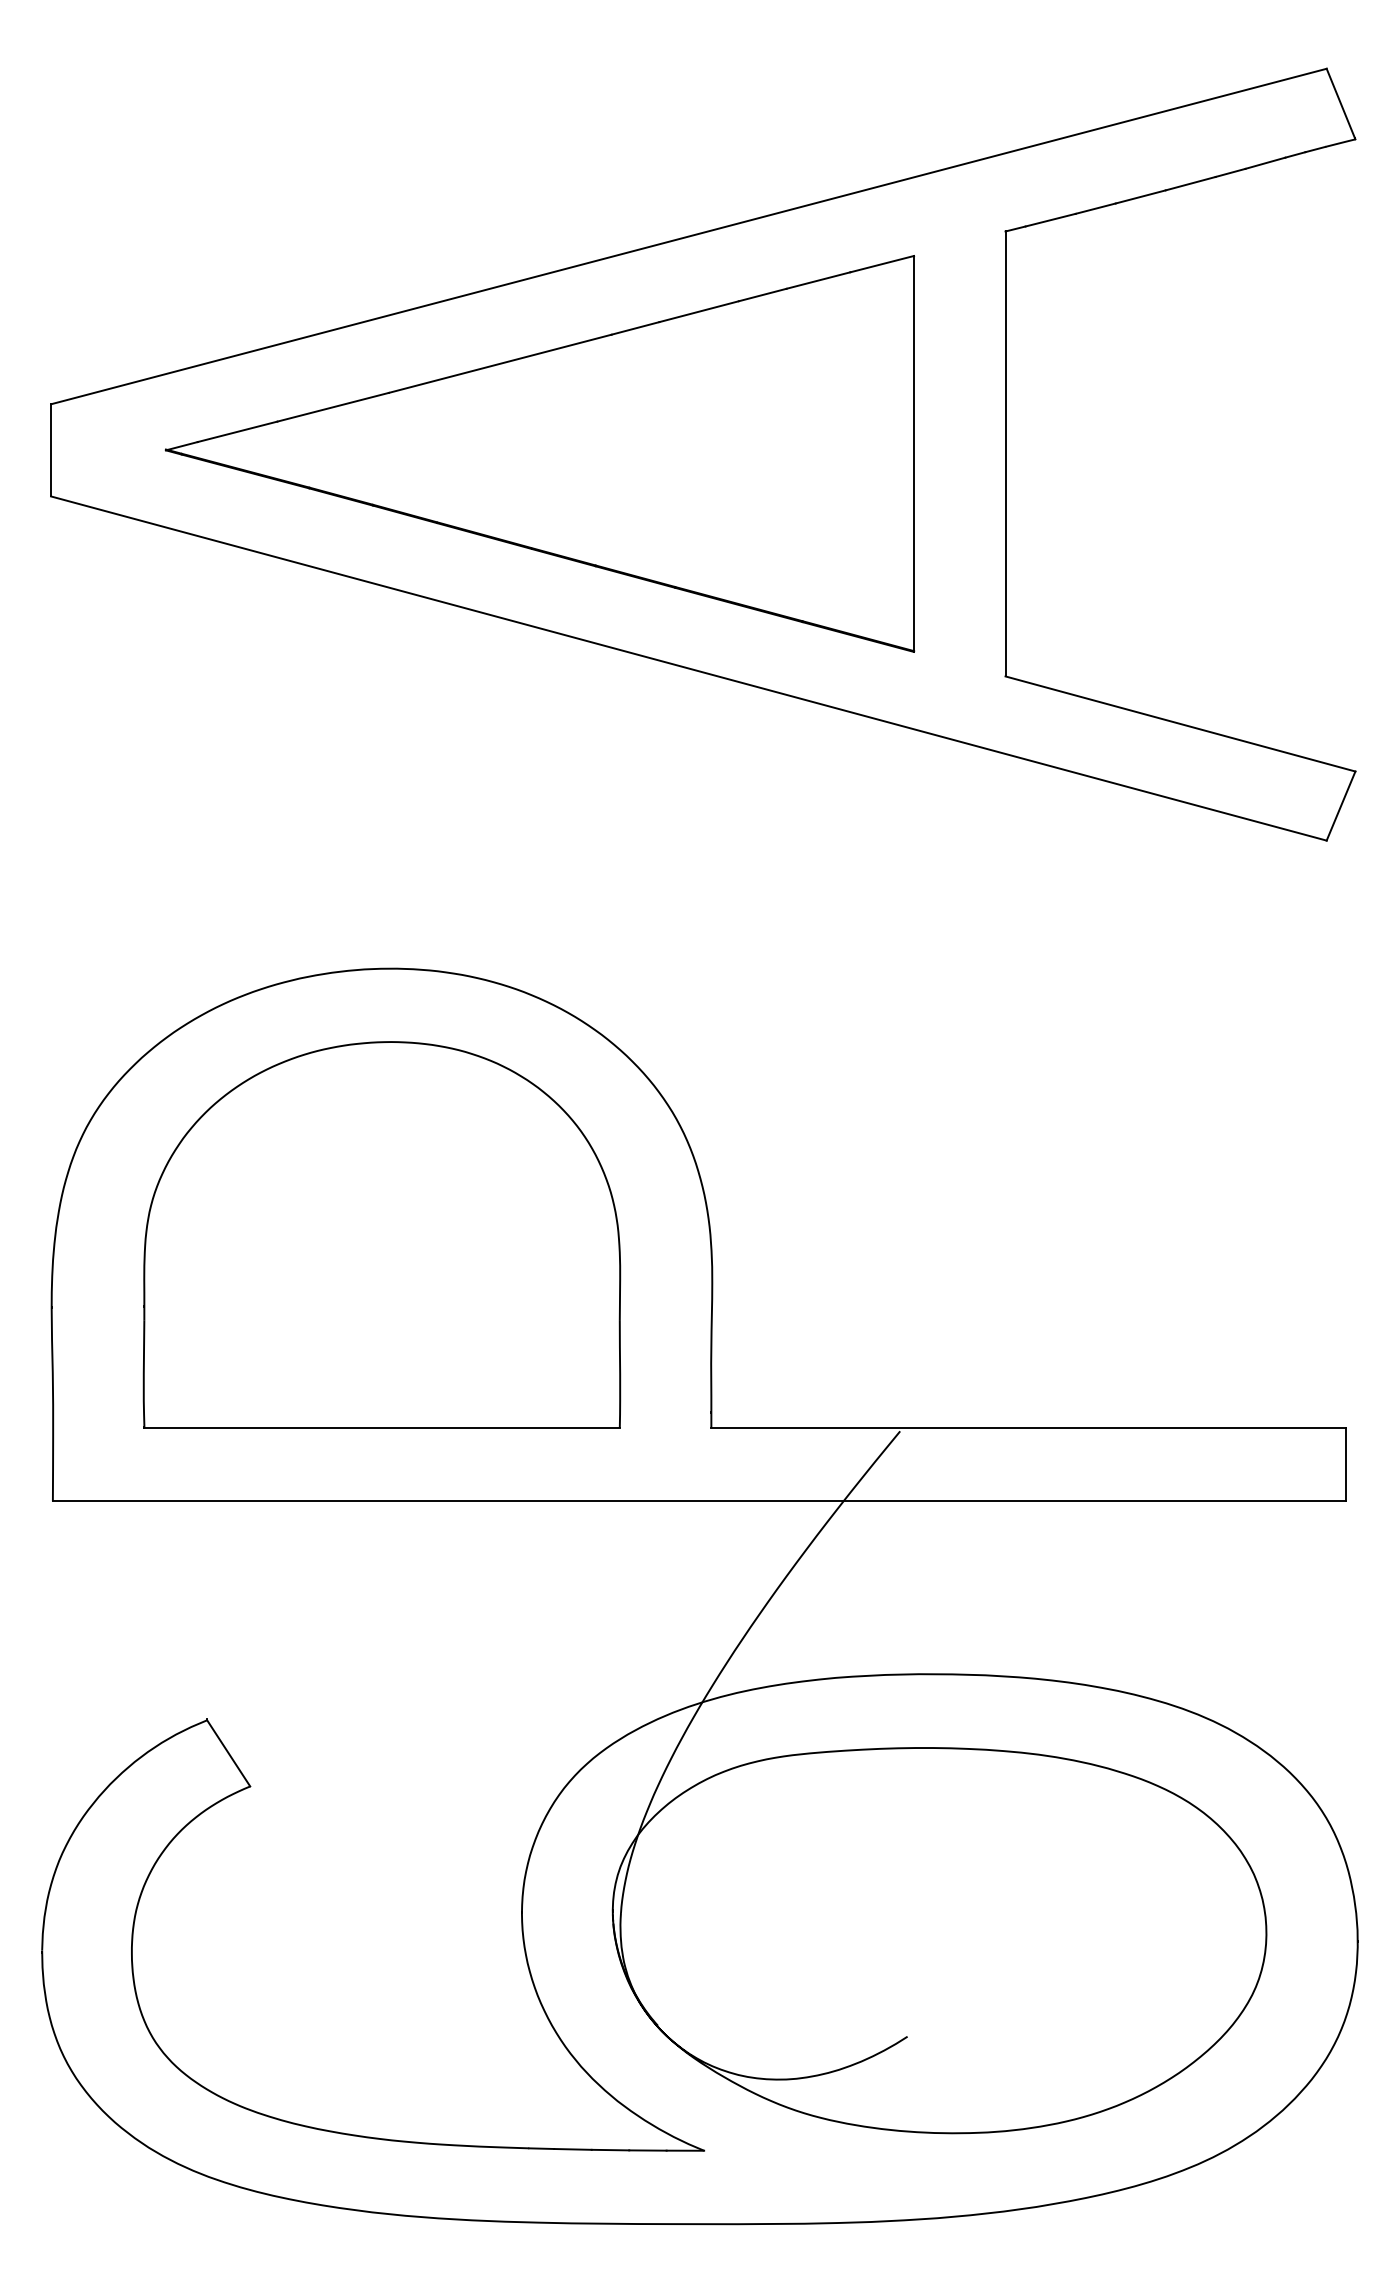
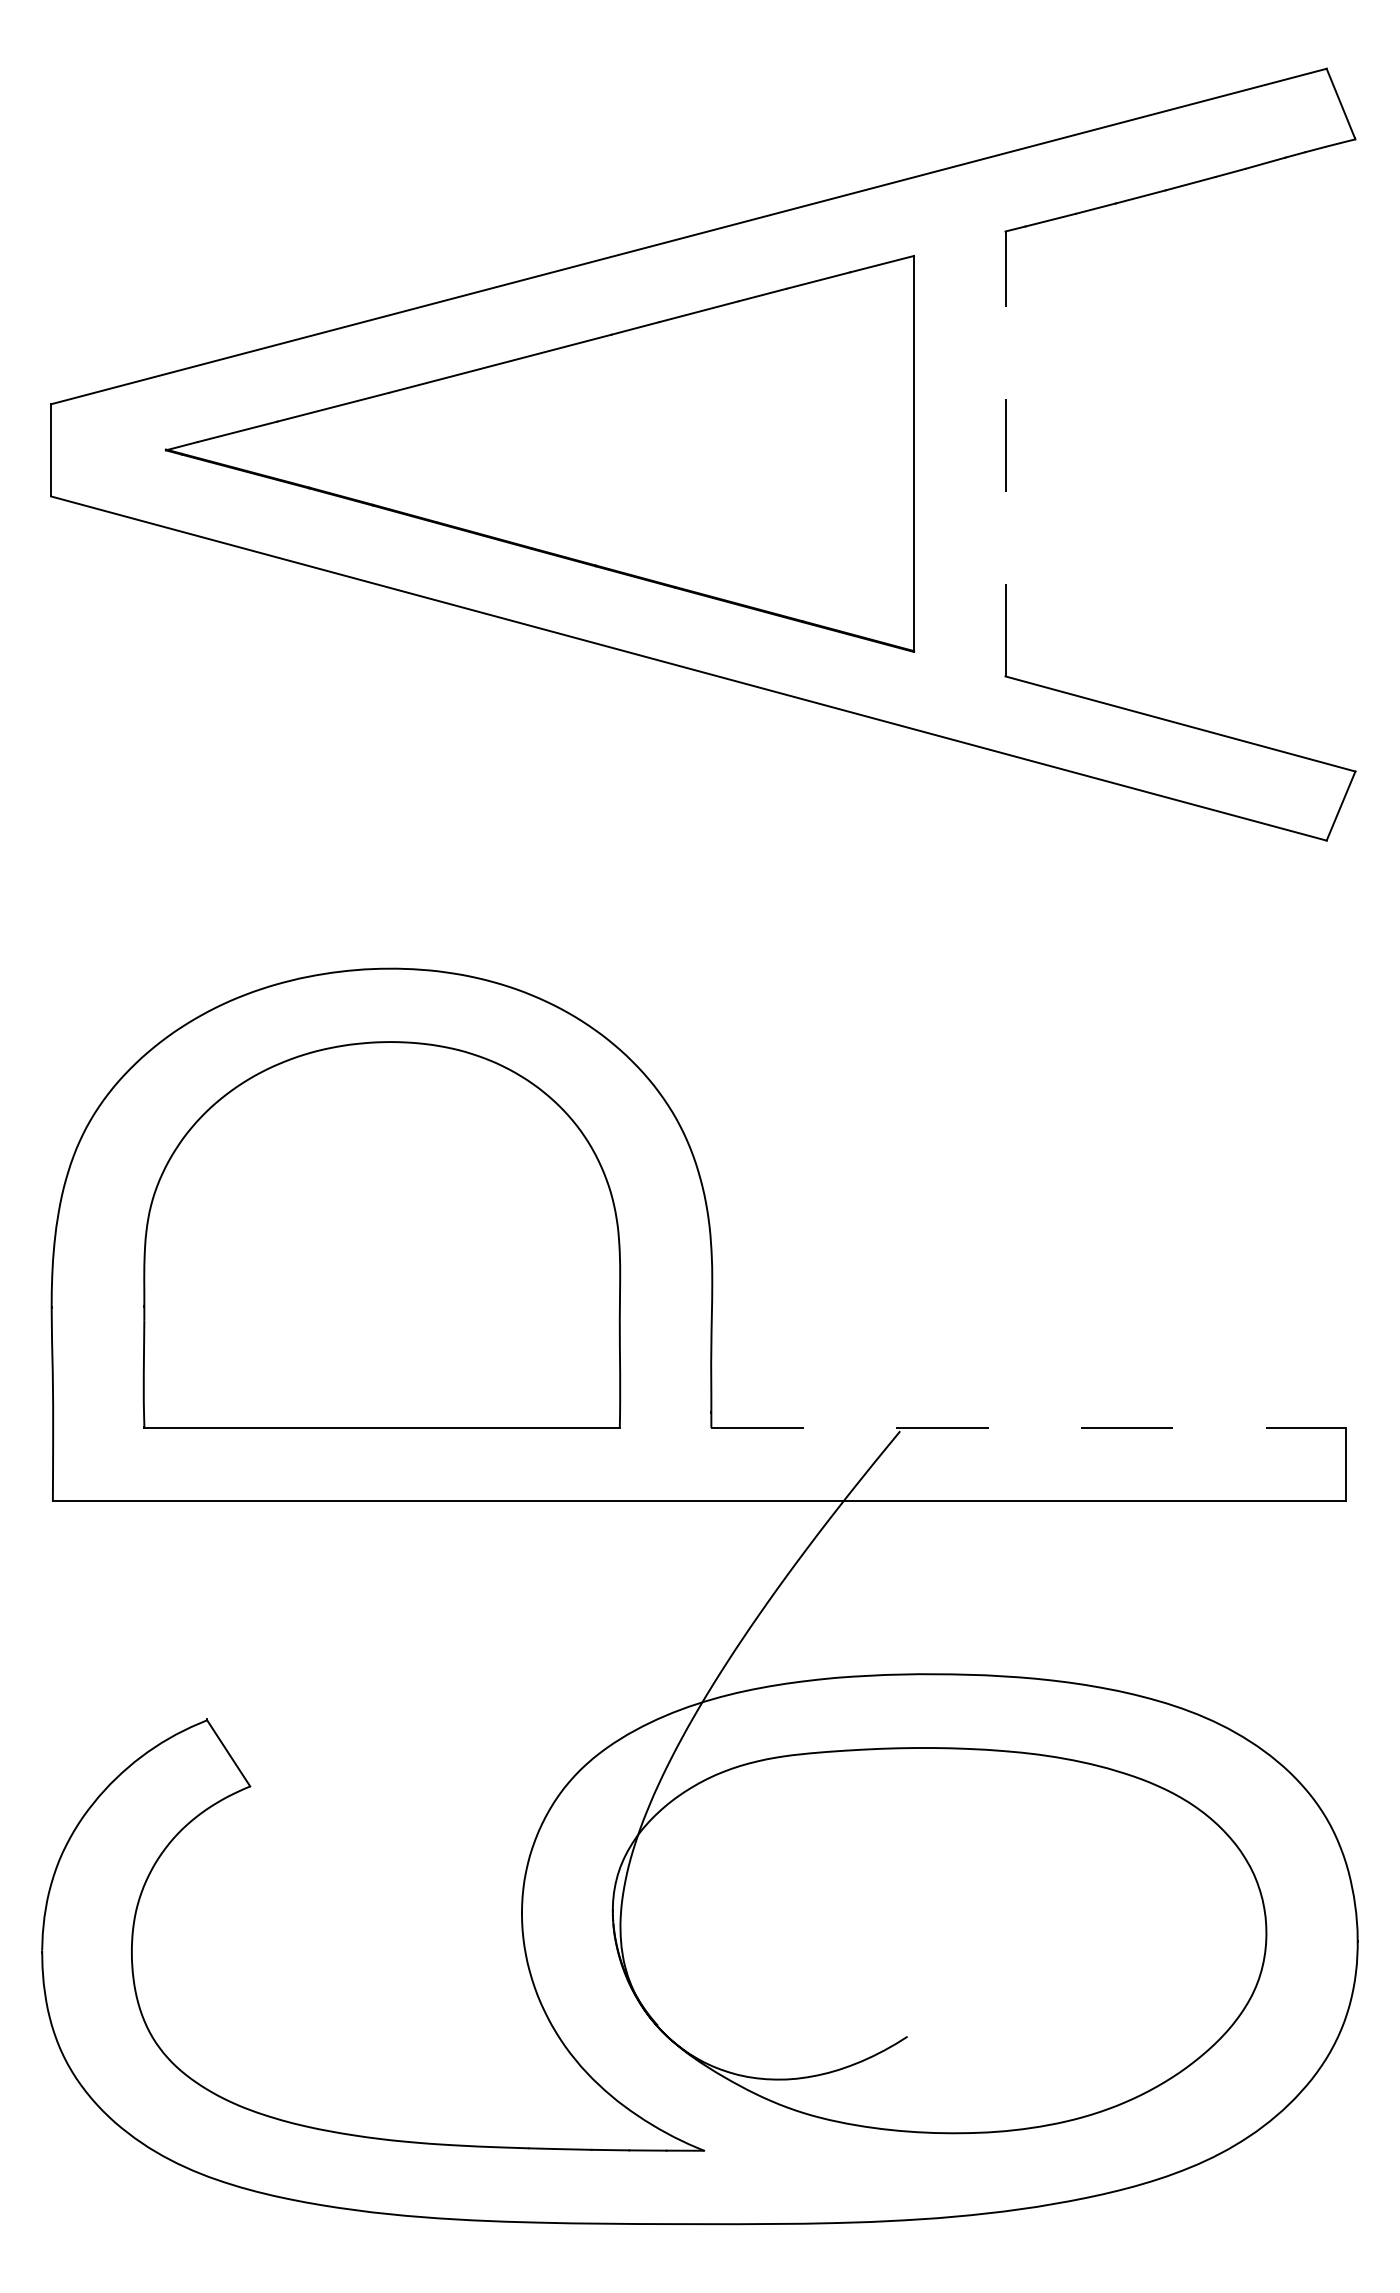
line: solid -> dashed (1005, 453)
line: solid -> dashed (1028, 1427)
